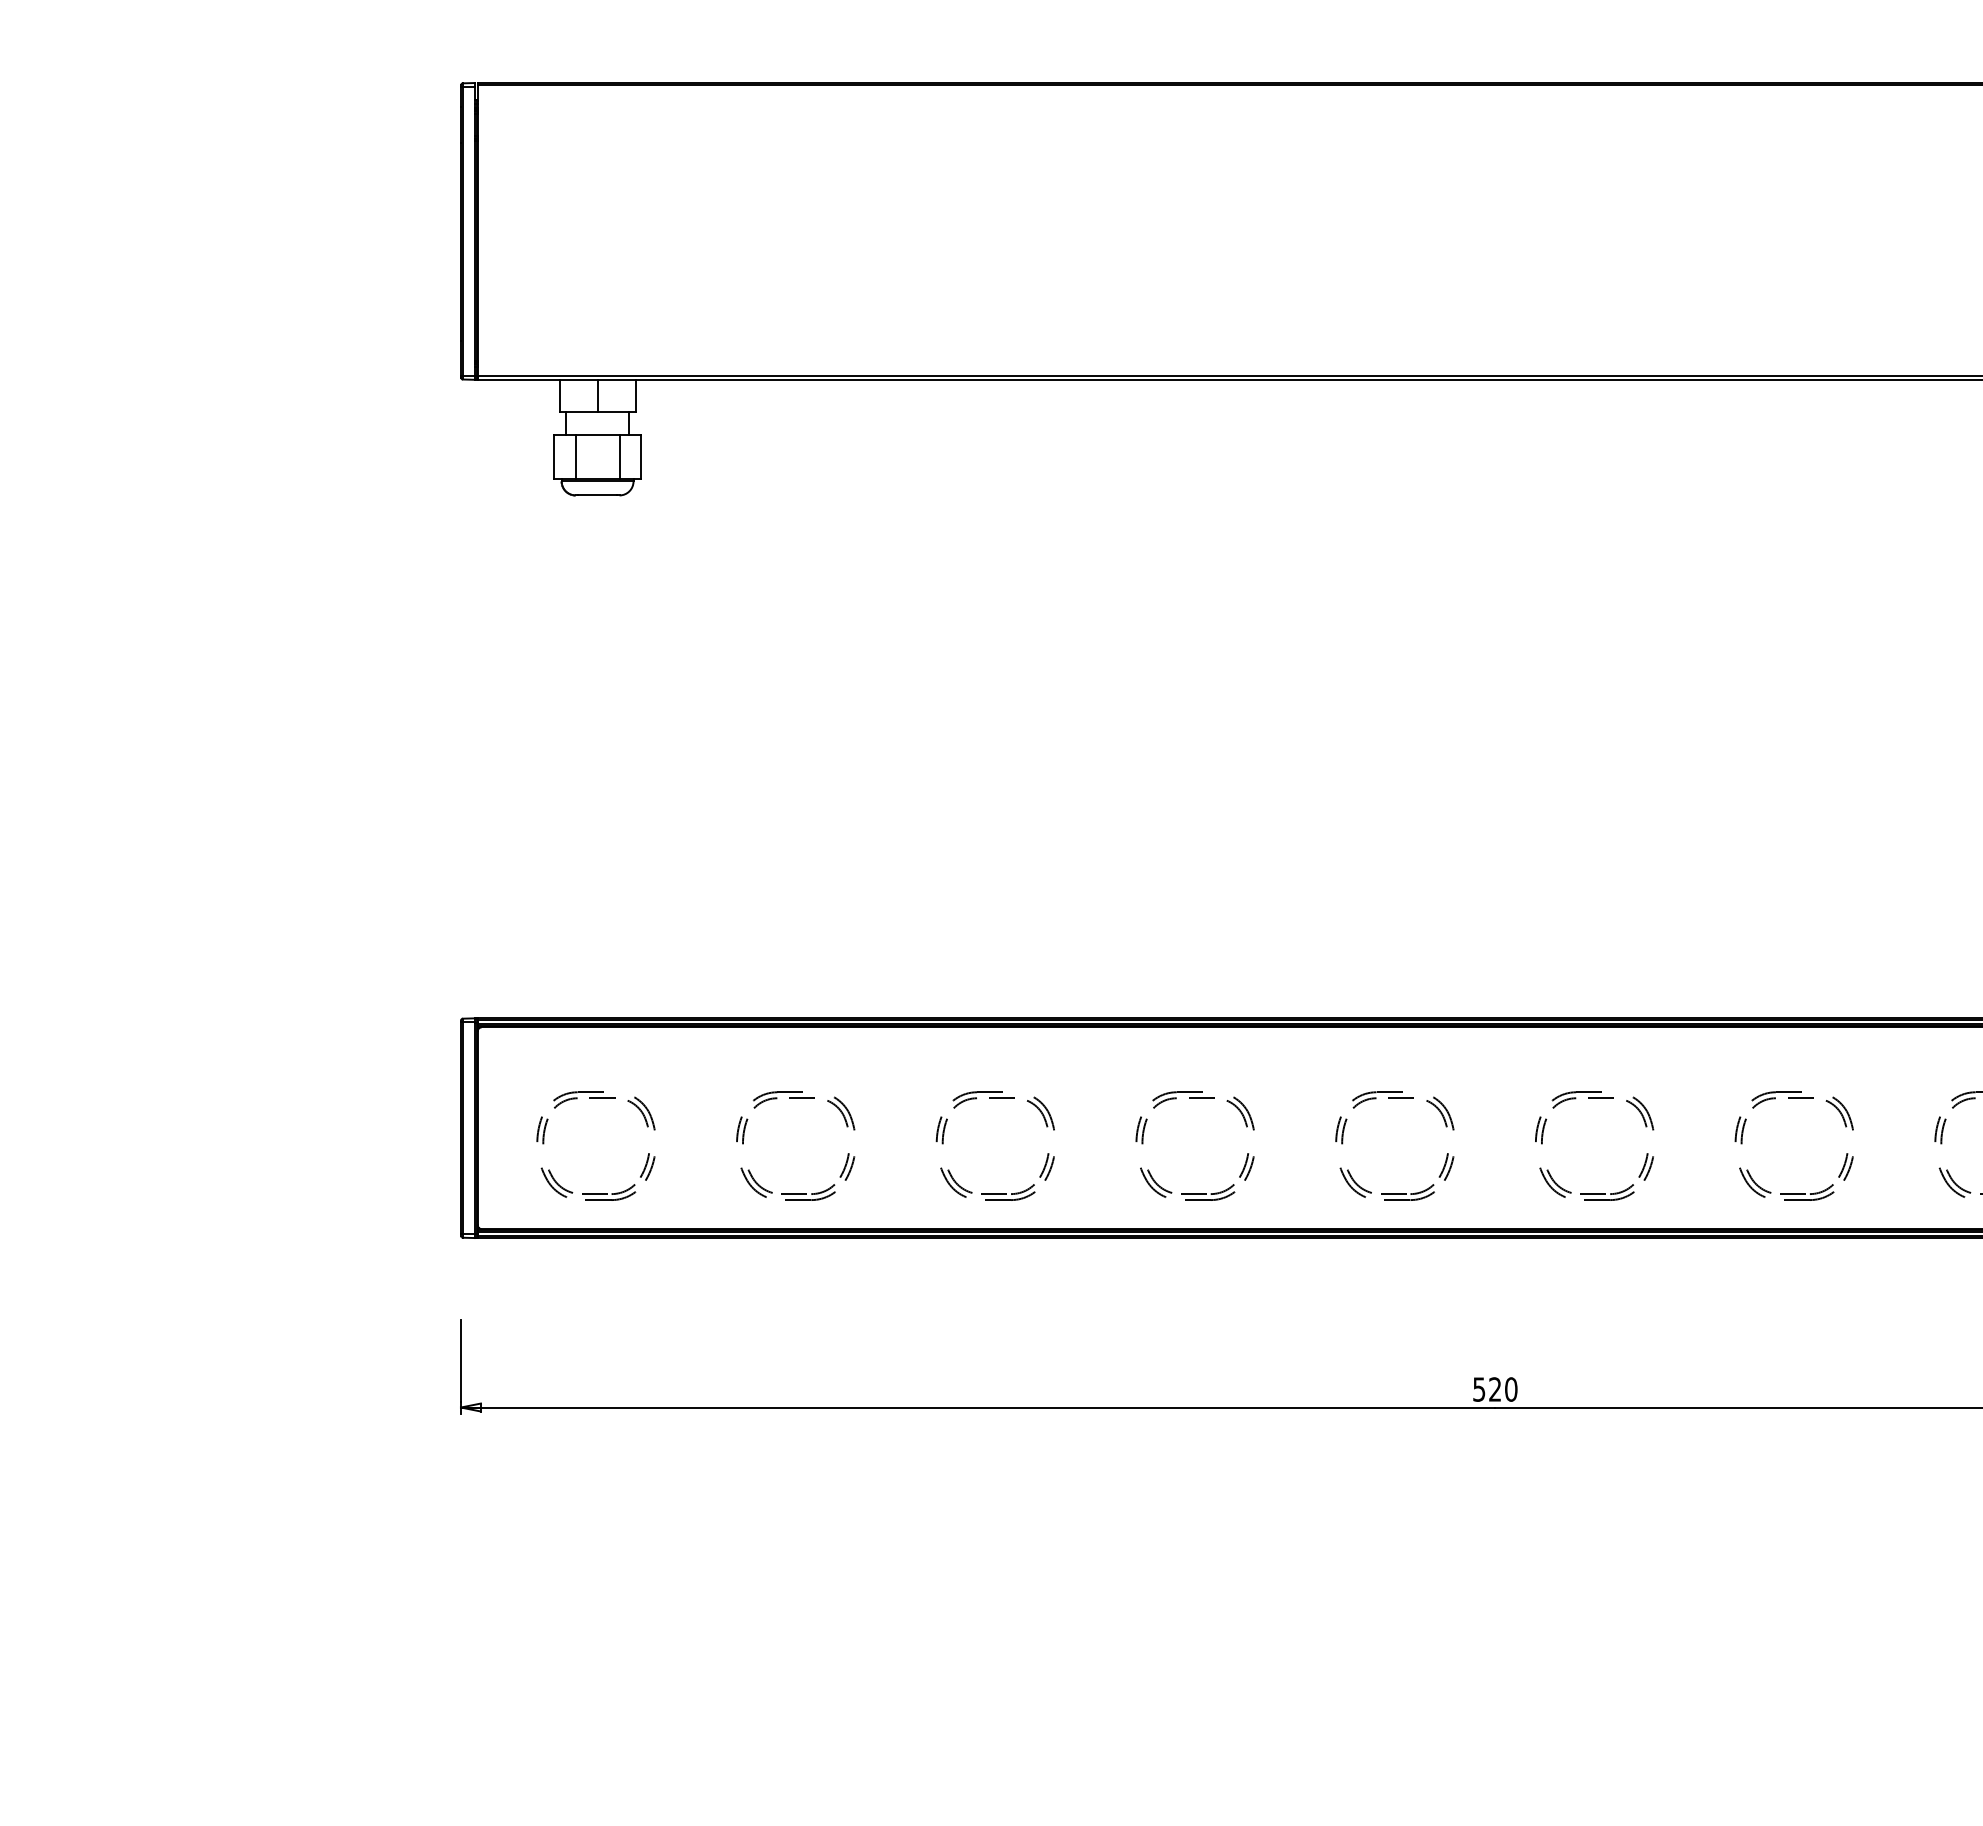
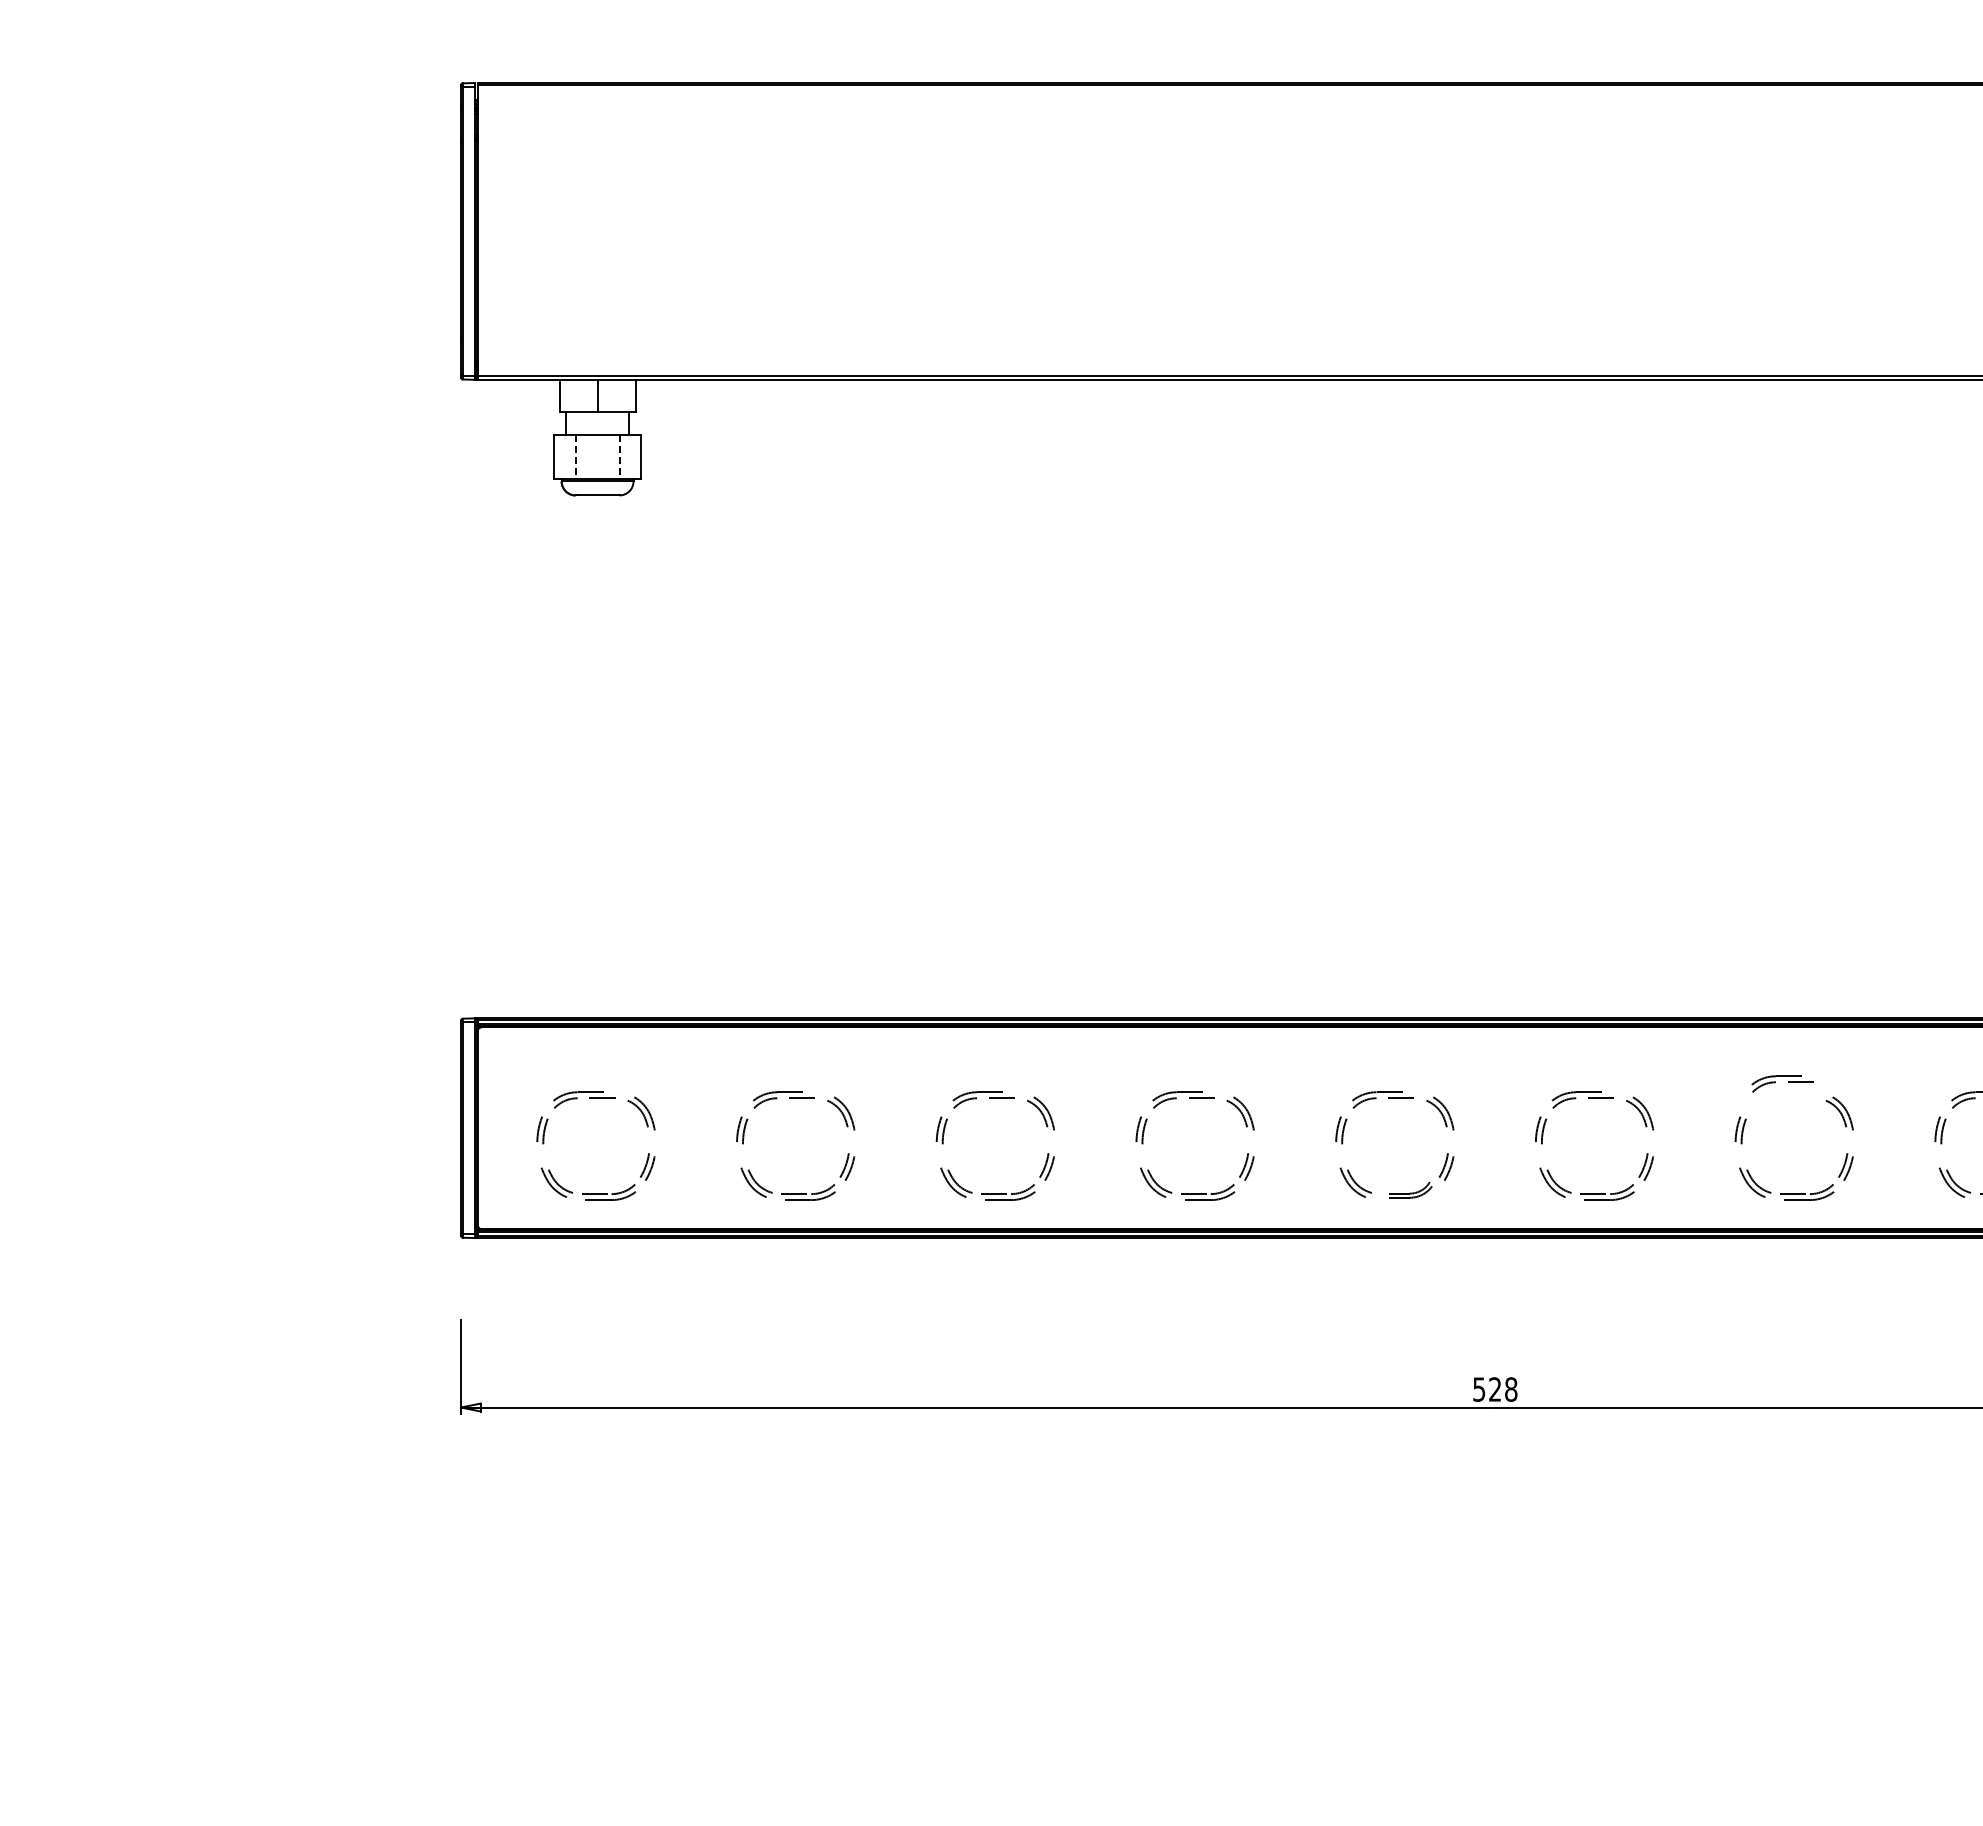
line: solid -> dashed (575, 456)
line: solid -> dashed (619, 456)
part position: (1788, 1098) -> (1788, 1082) (1788, 1082)
part size: 54x17 px -> 44x18 px (1410, 1189)
text: 520 -> 528 (1511, 1389)
